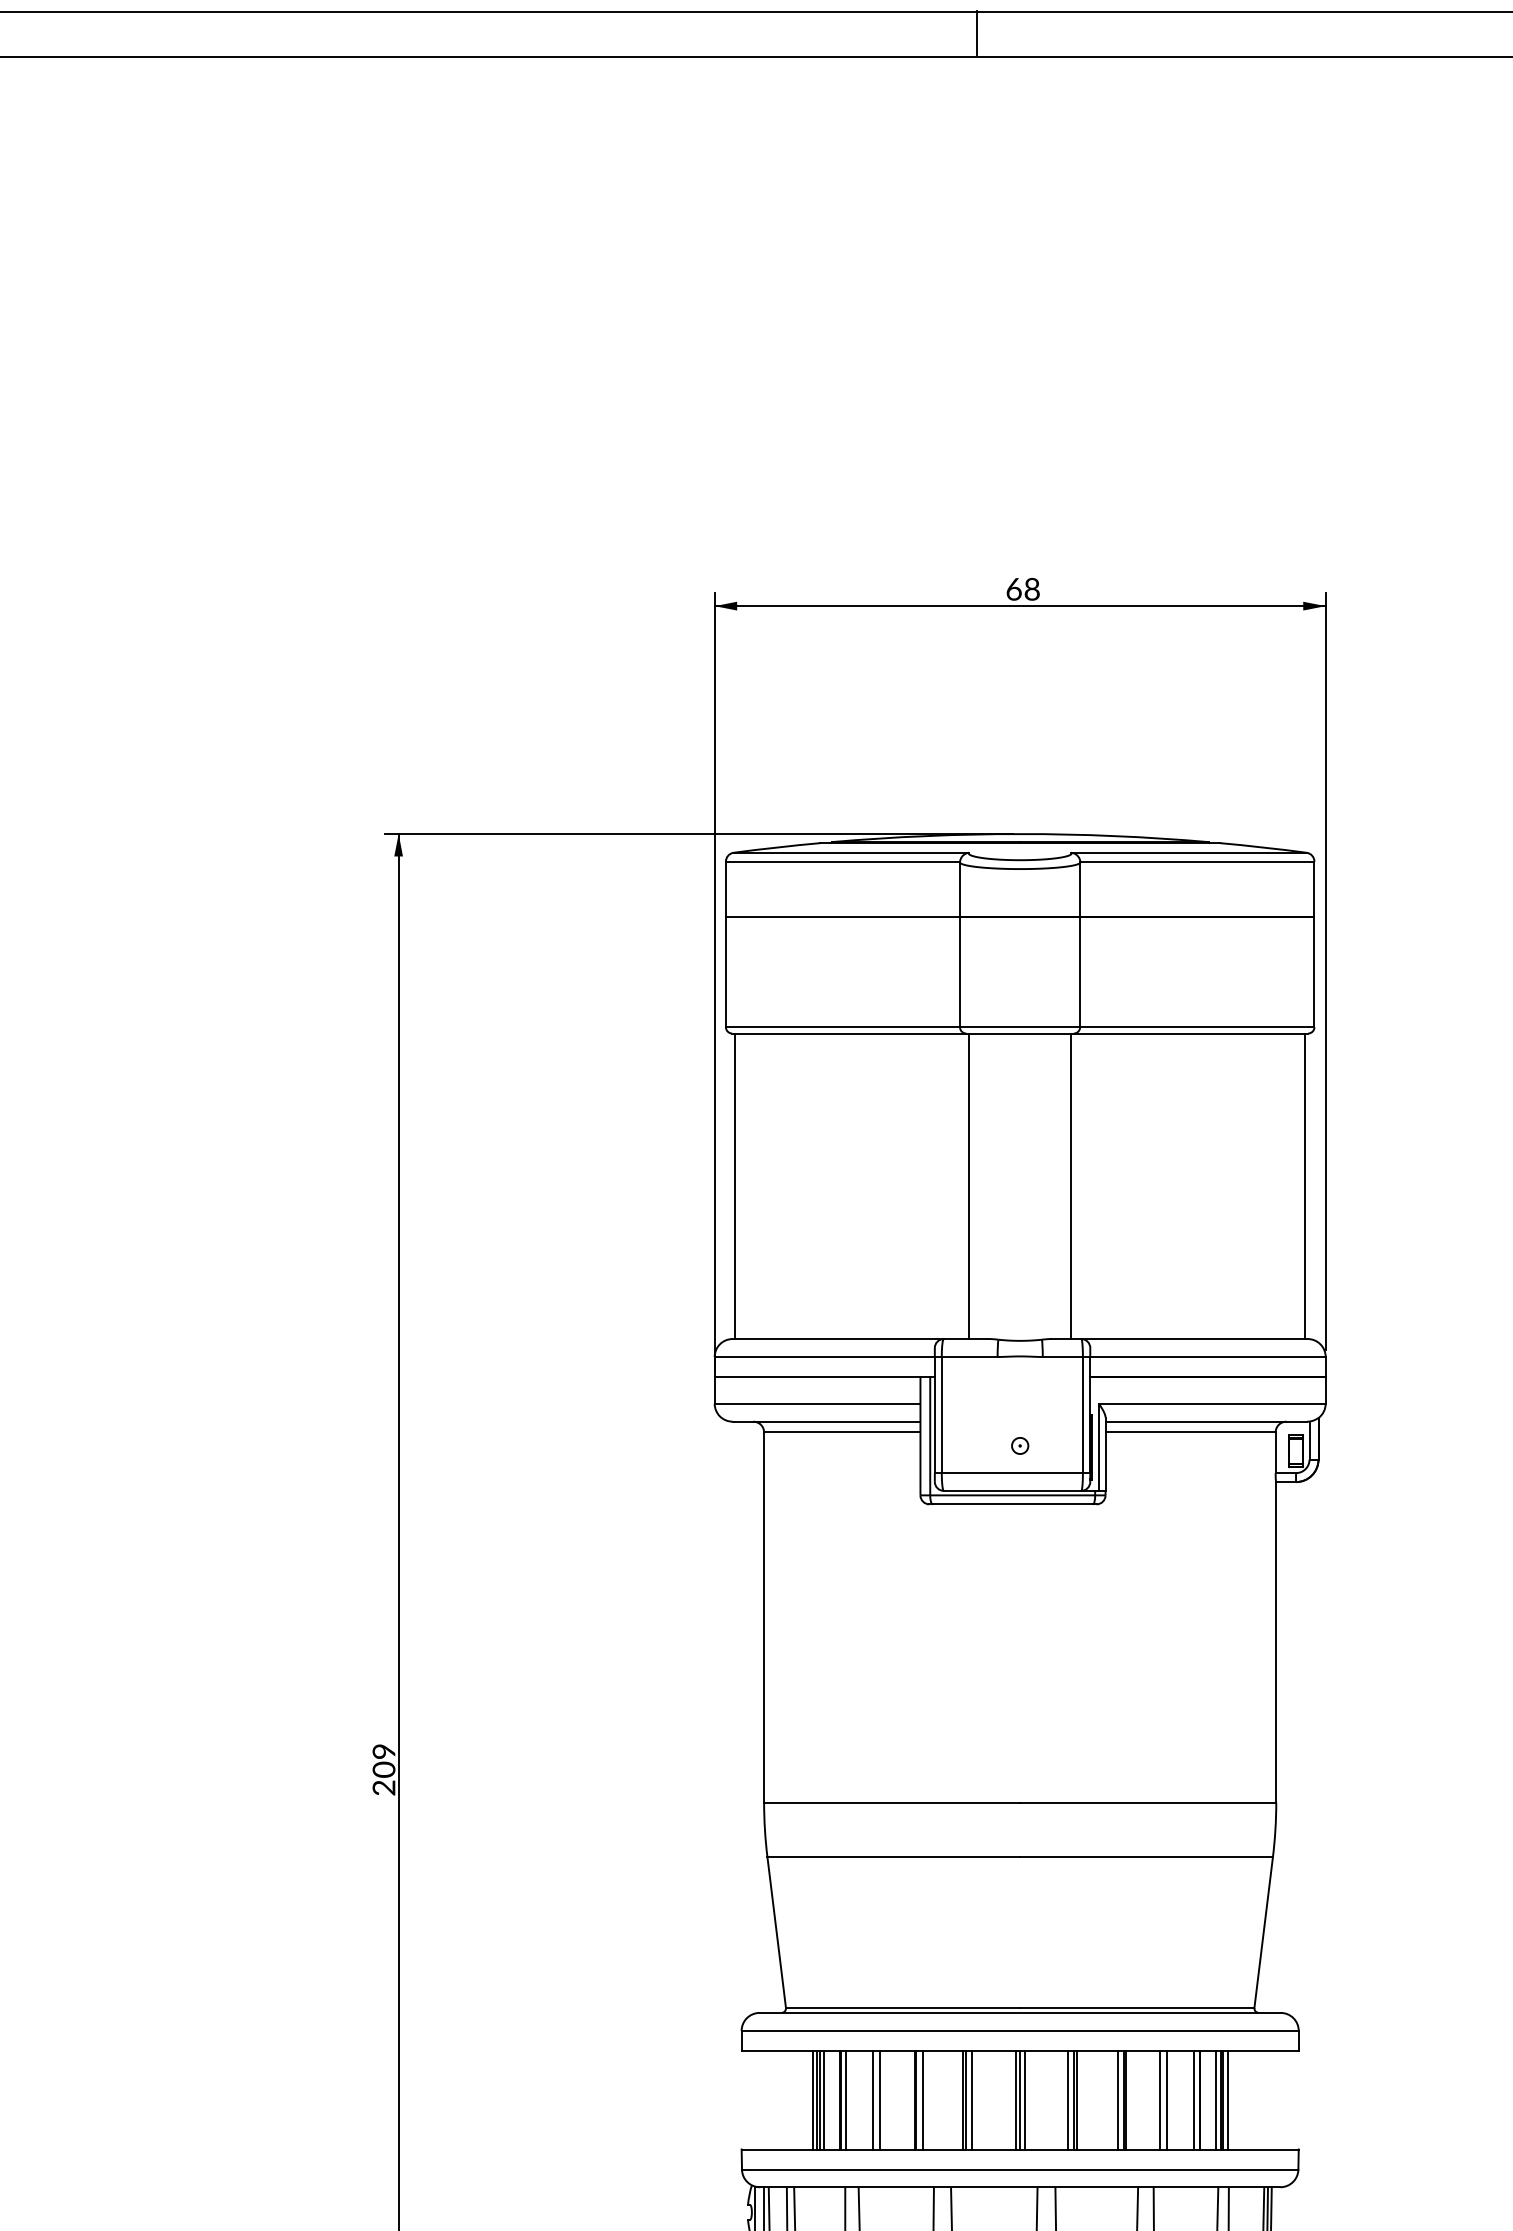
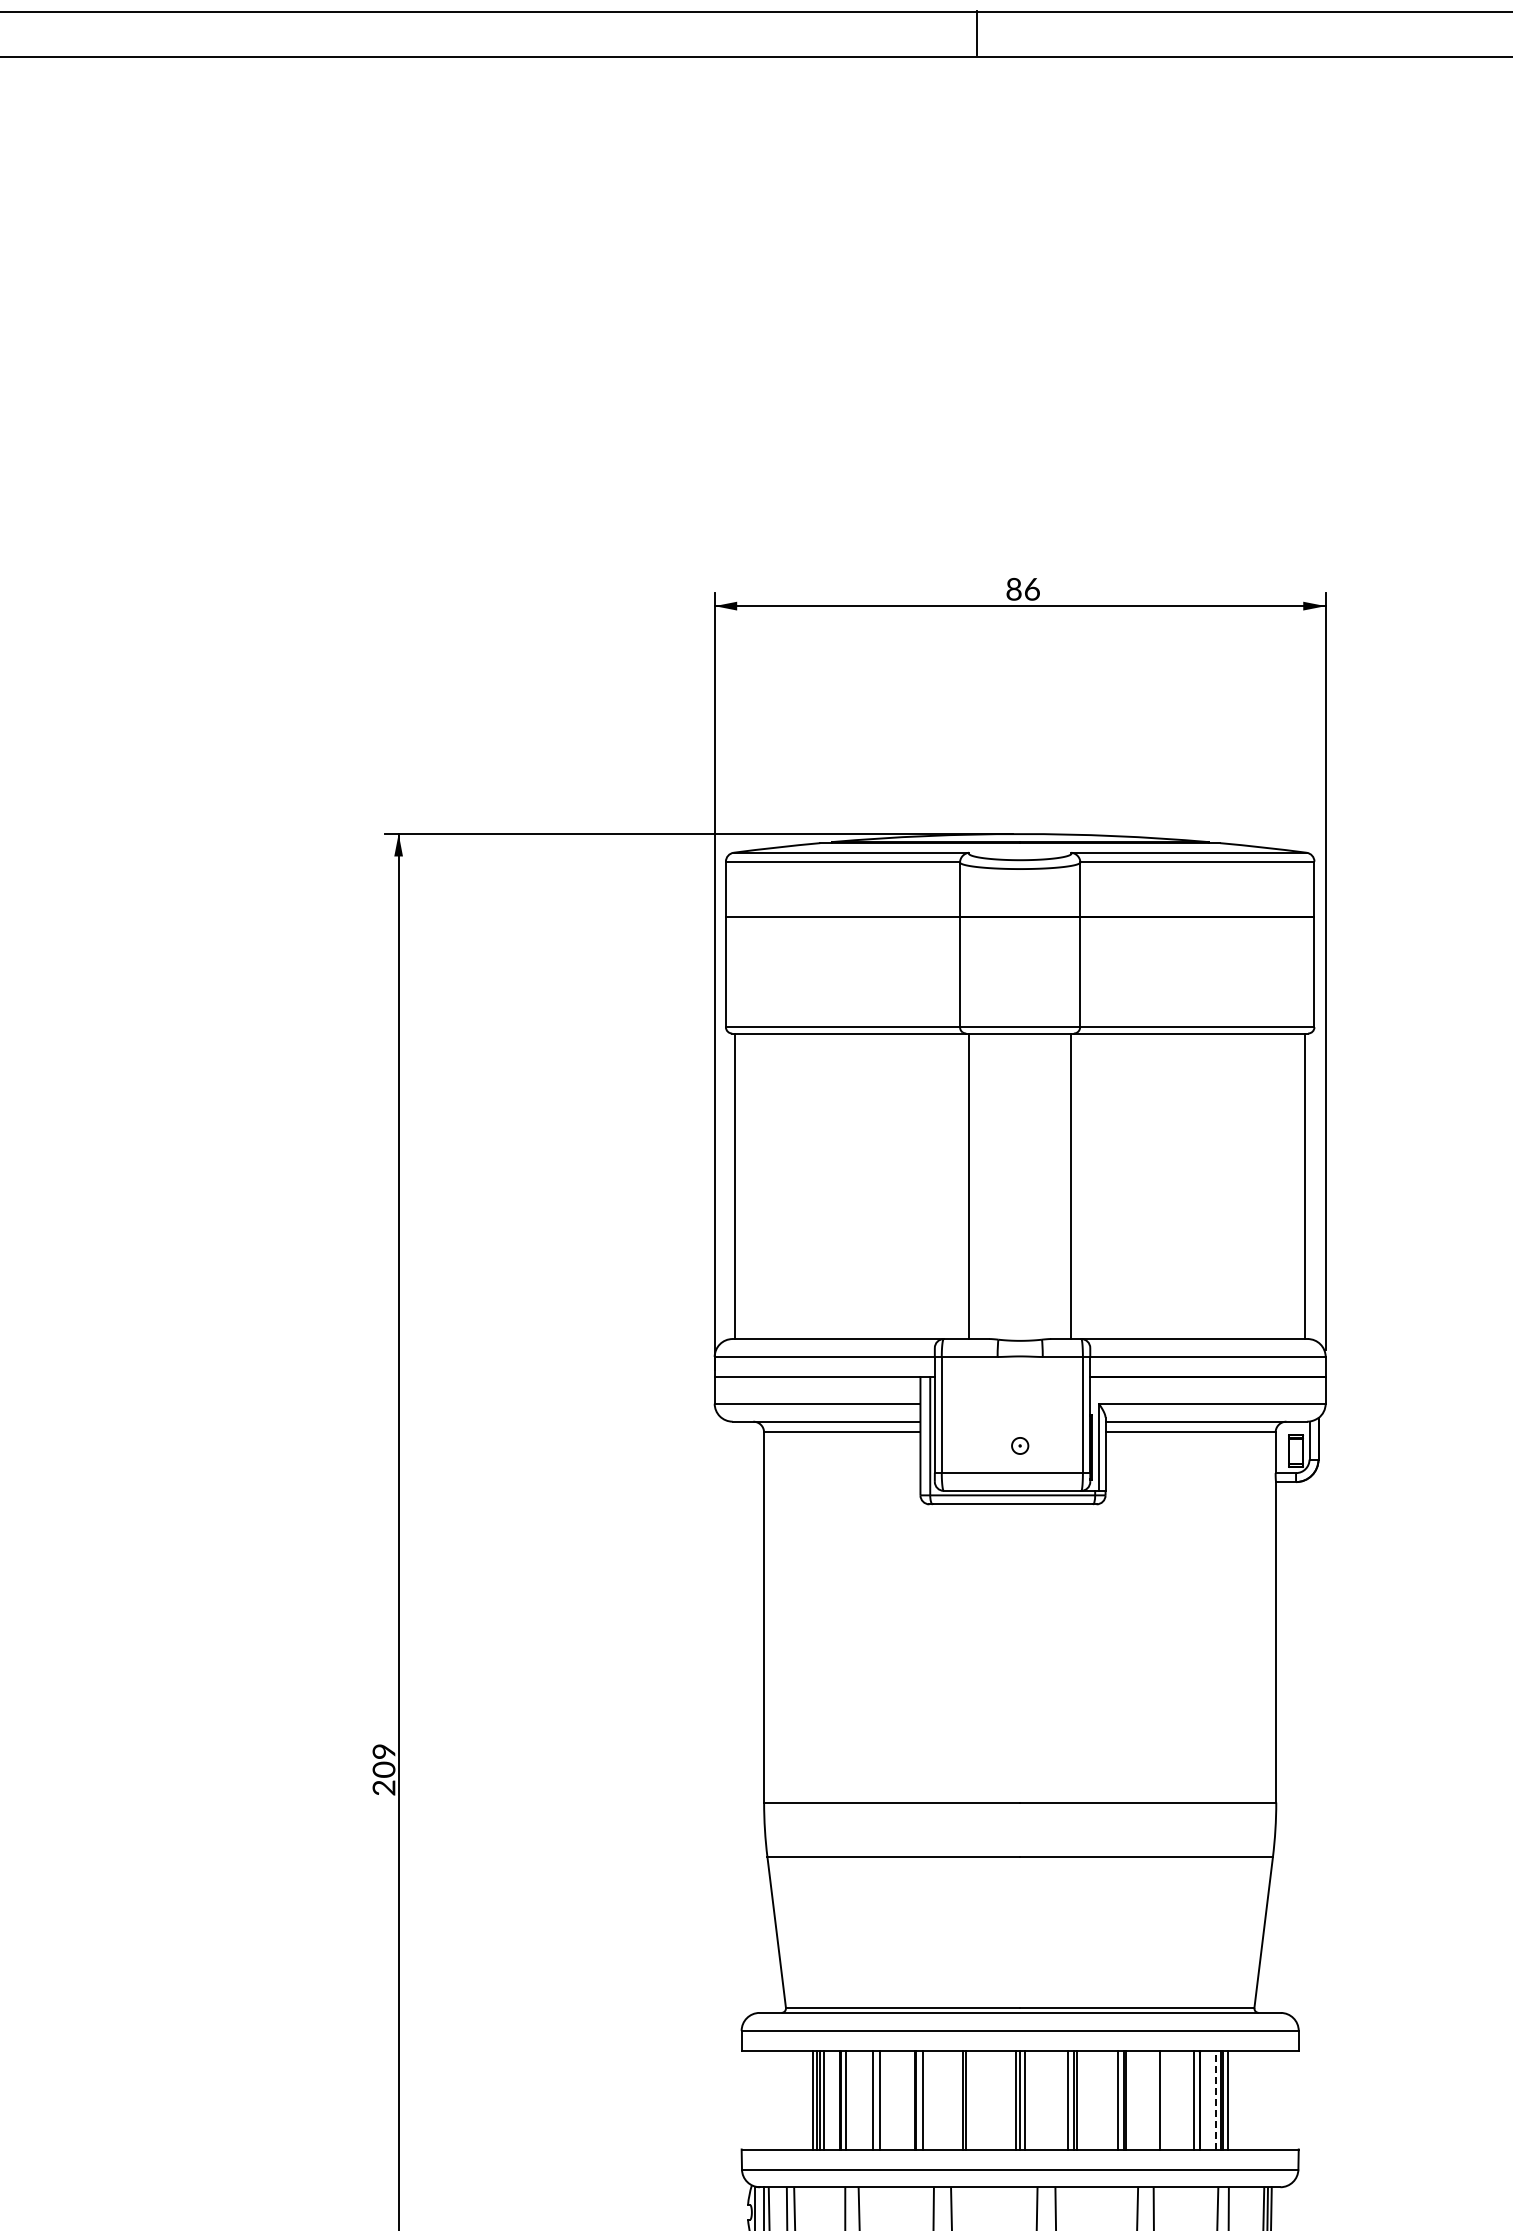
text: 68 -> 86 (1022, 588)
line: present -> none (972, 2099)
line: present -> none (1166, 2099)
line: solid -> dashed (1215, 2099)
